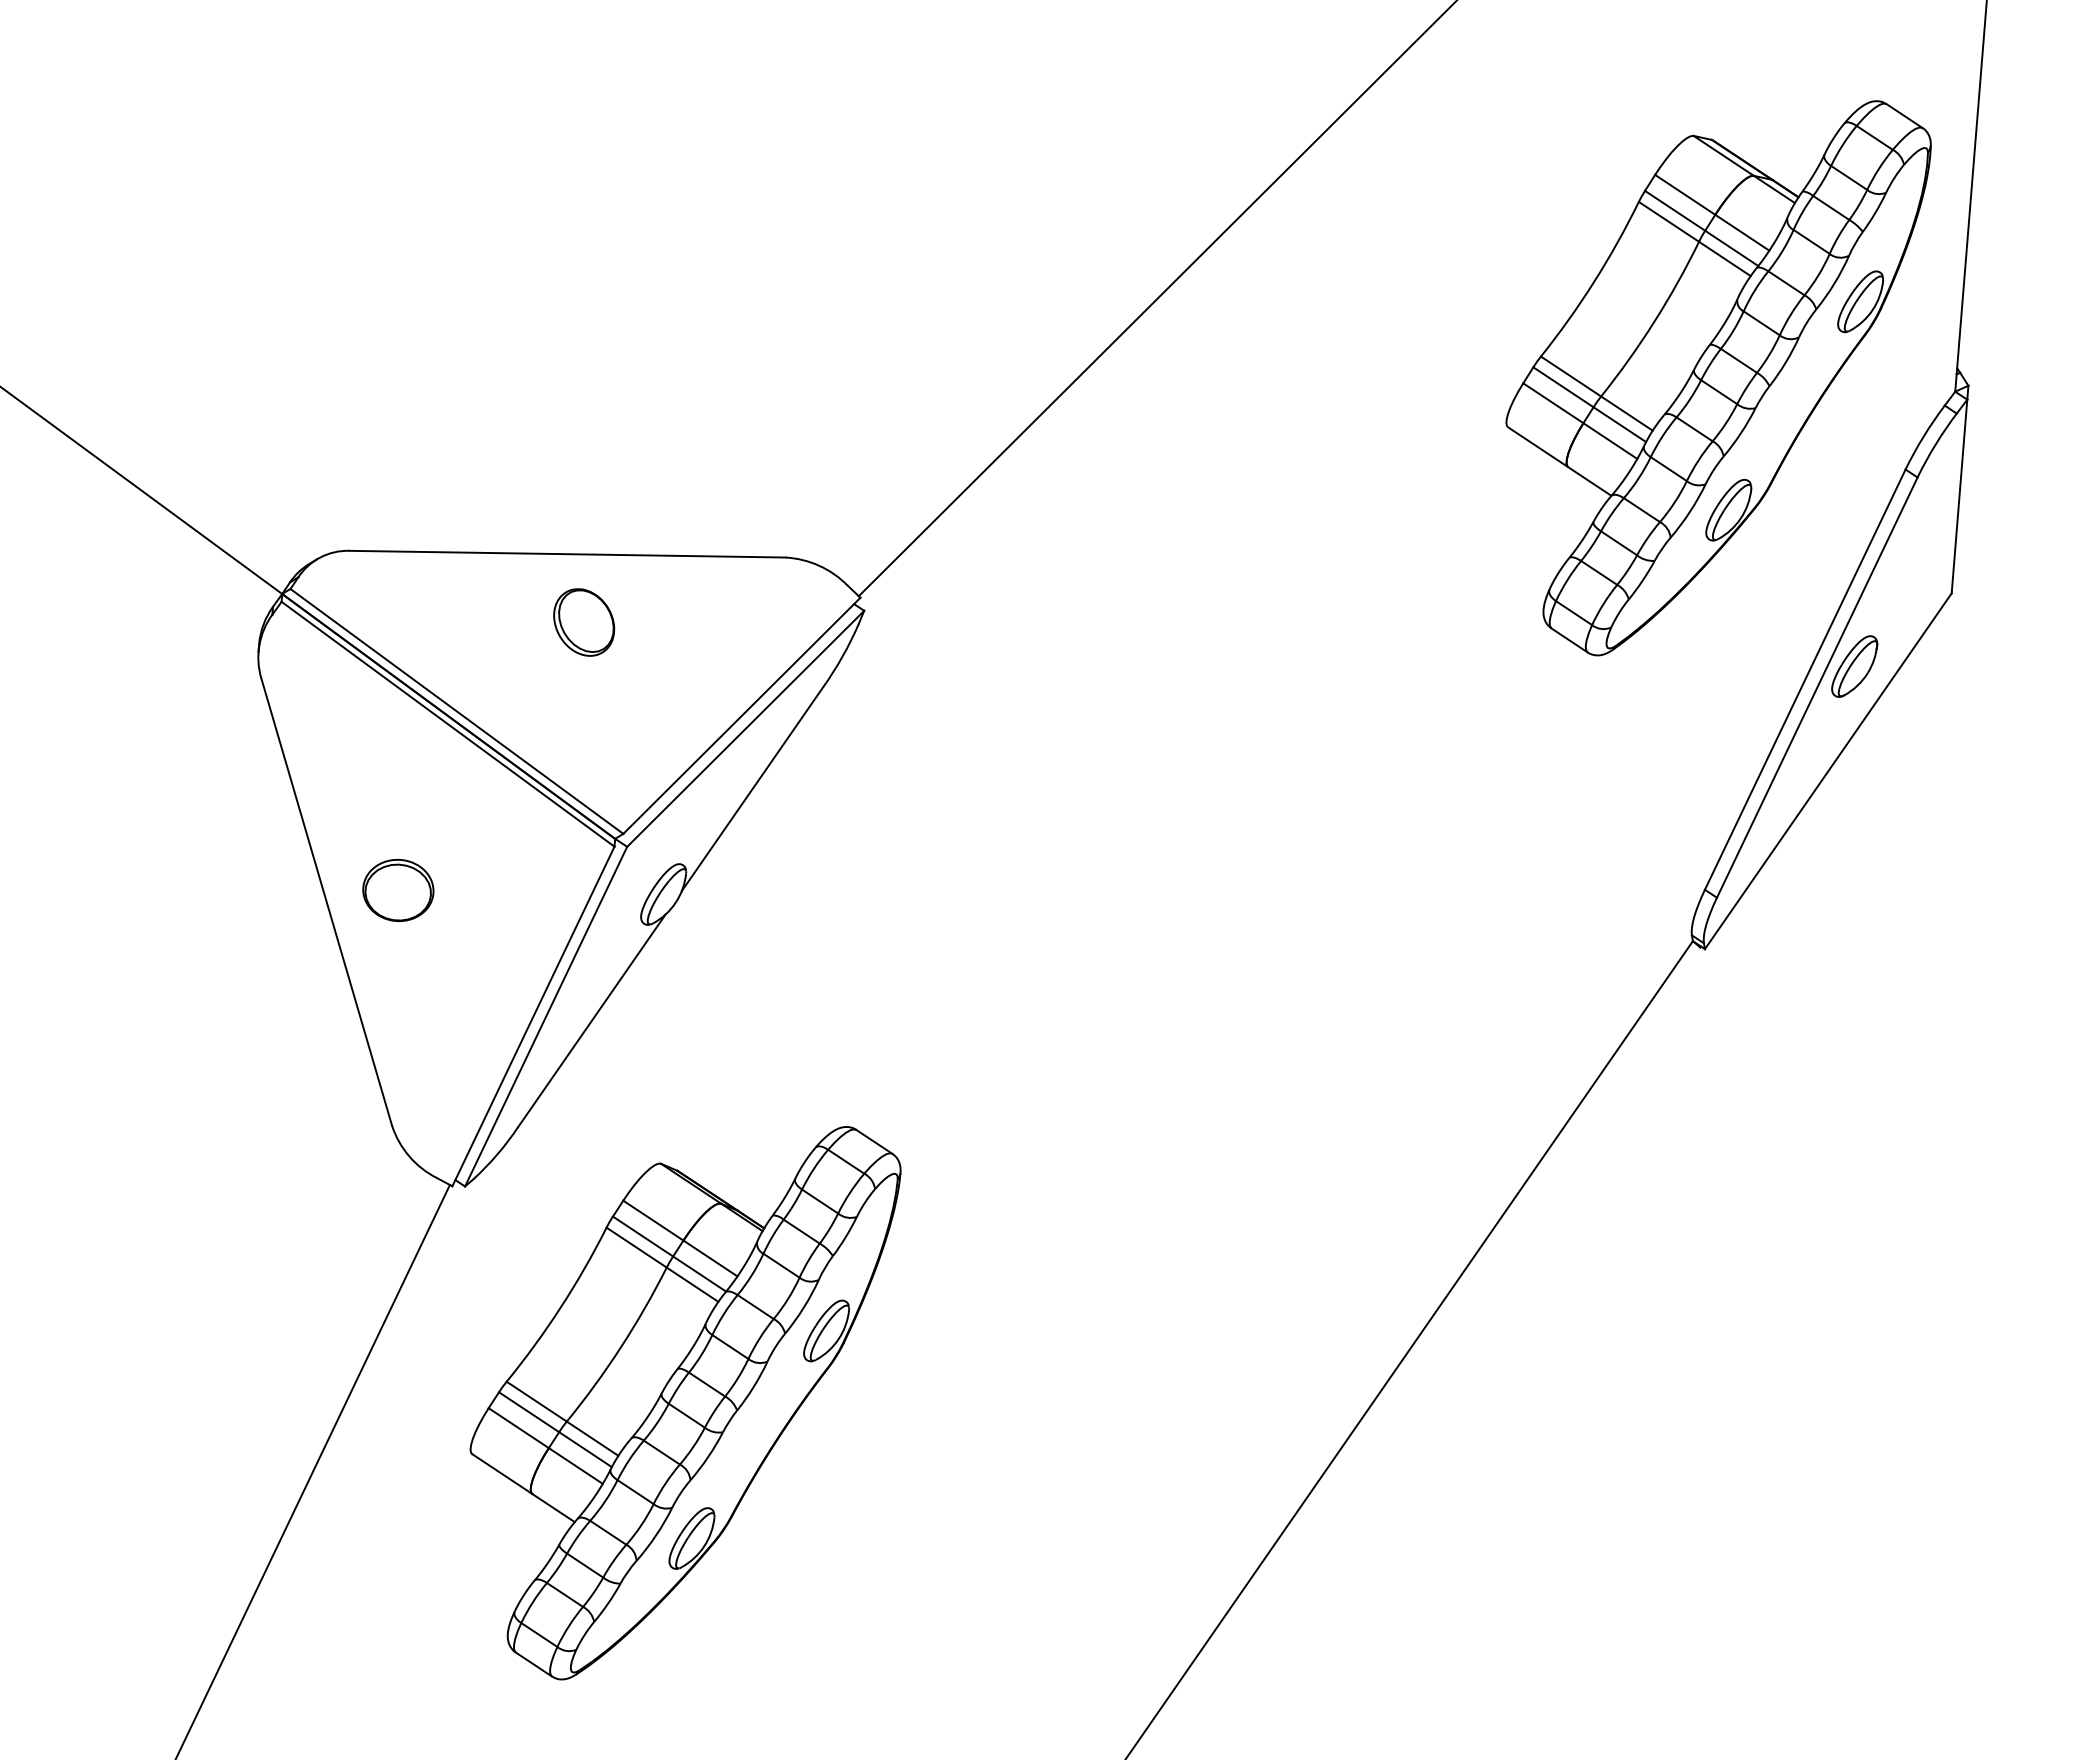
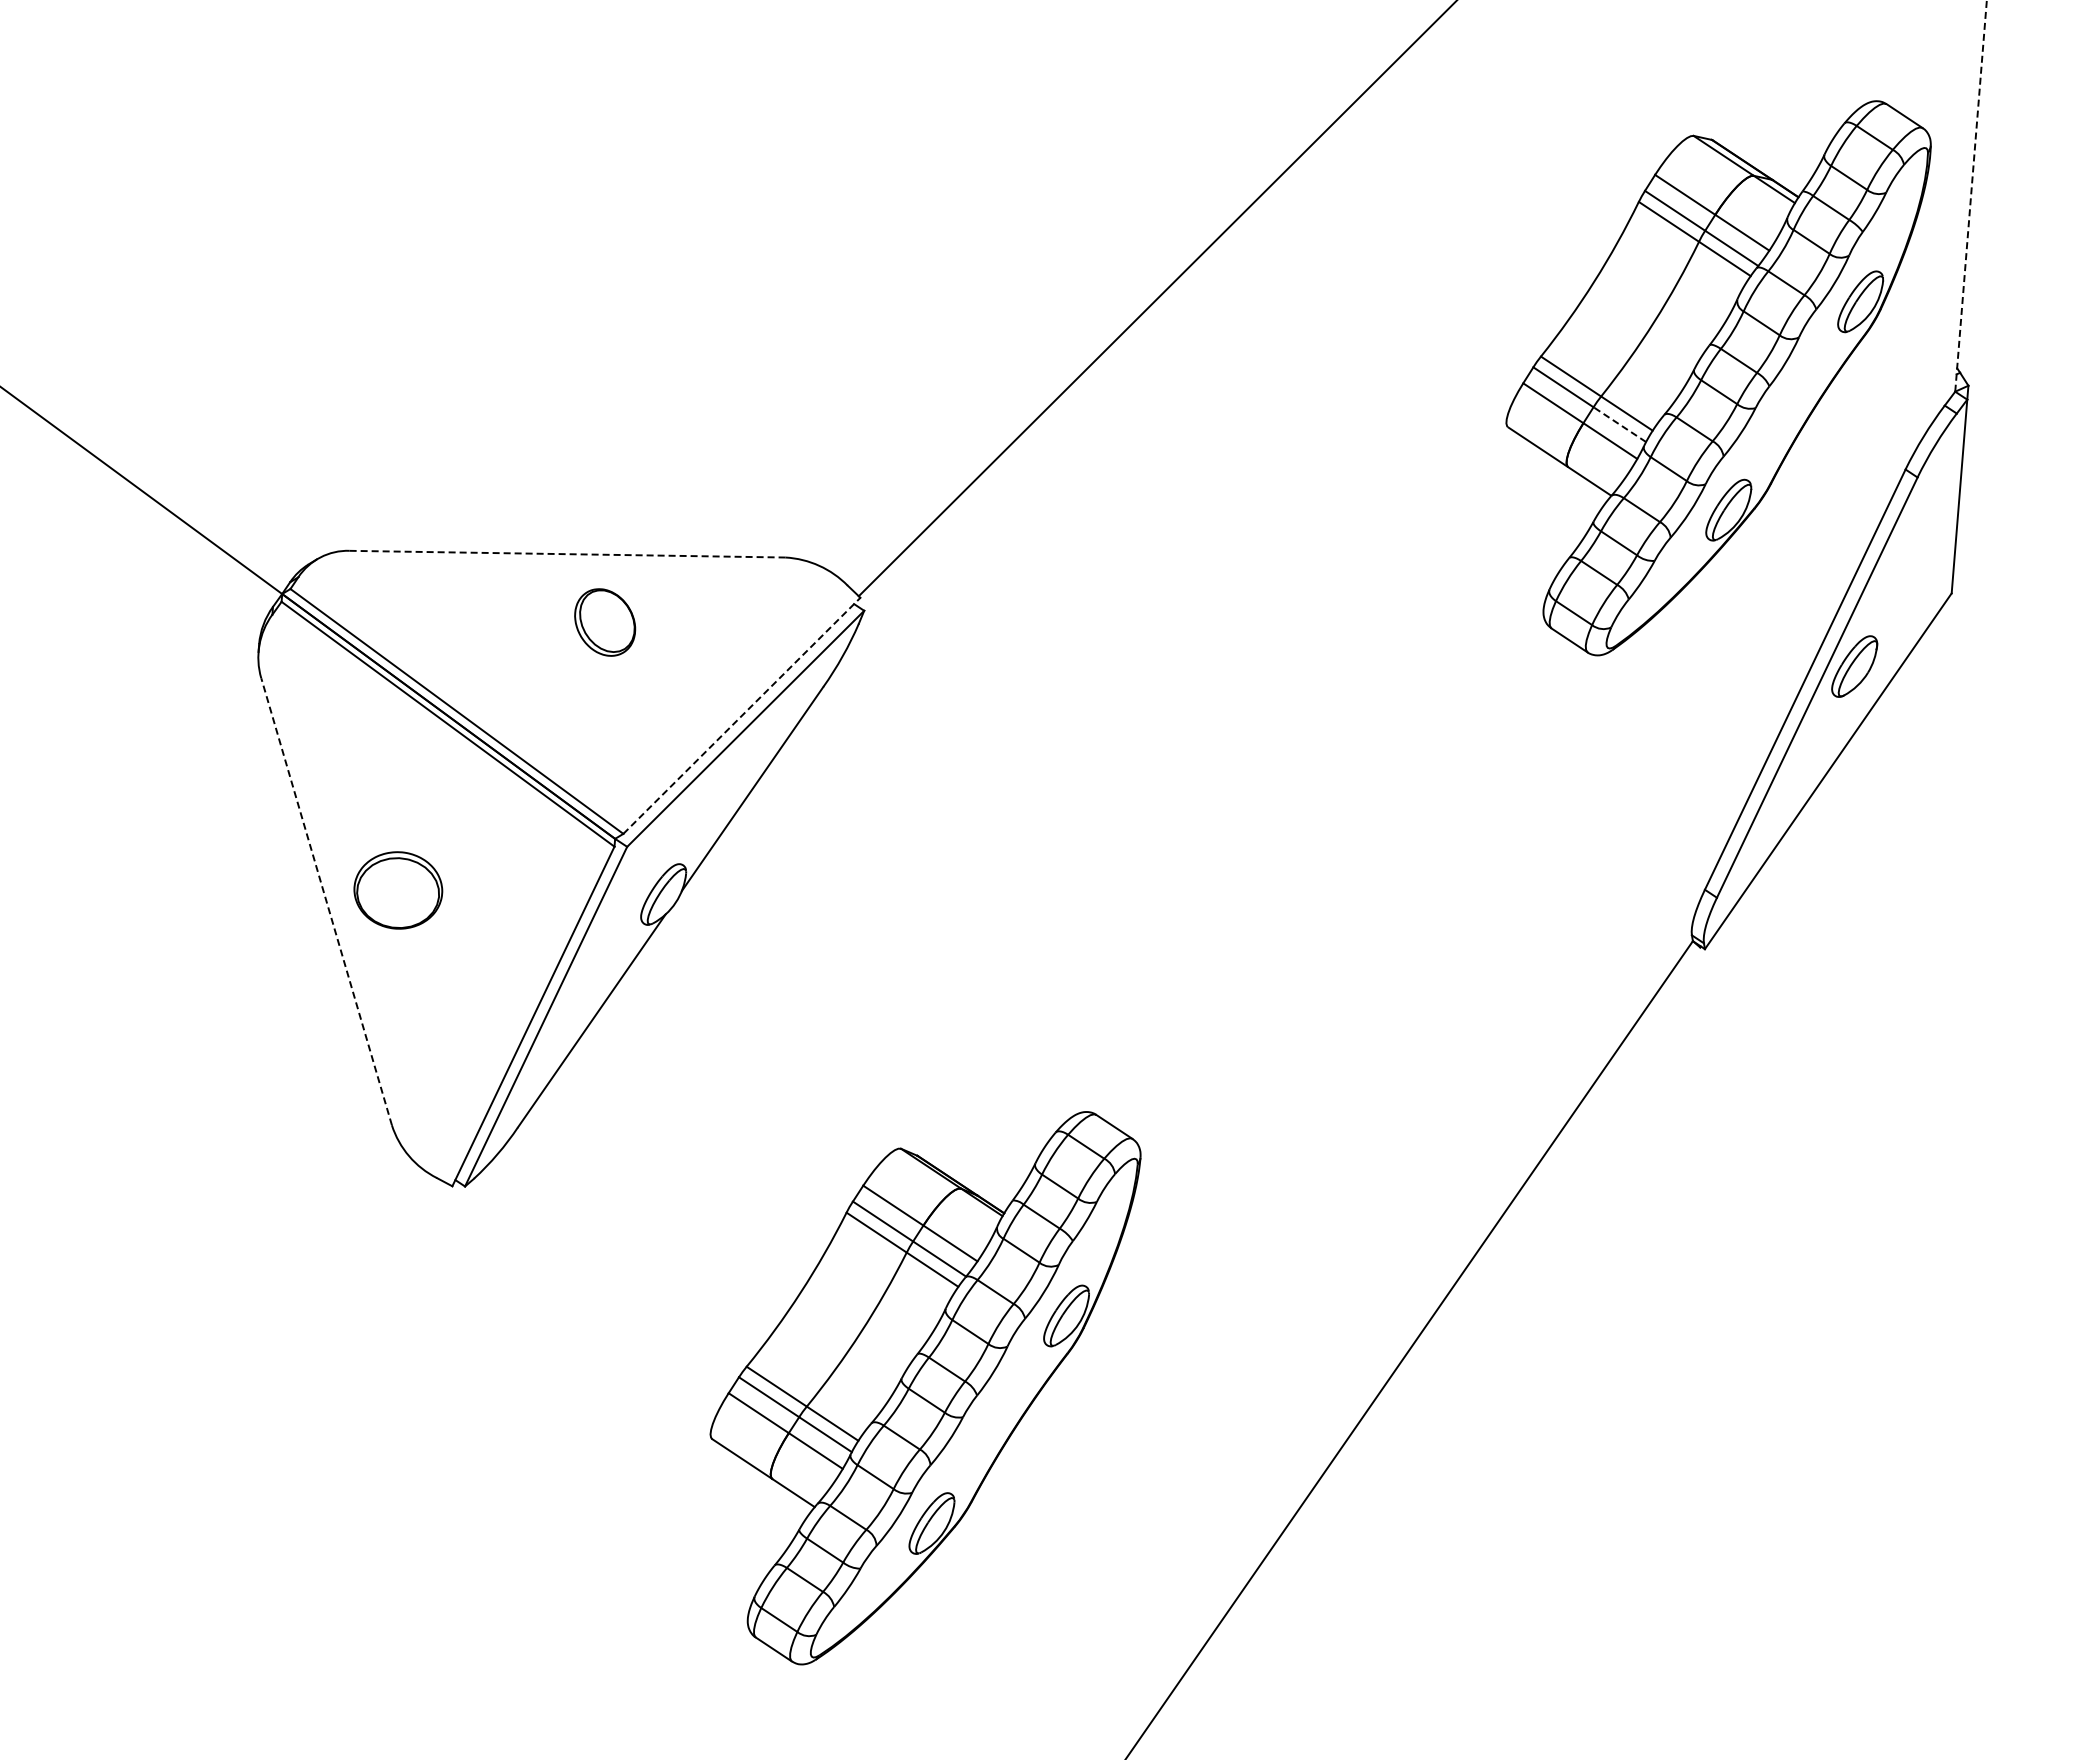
line: solid -> dashed (1971, 195)
line: solid -> dashed (1619, 424)
line: solid -> dashed (567, 554)
part position: (584, 622) -> (605, 622) (605, 622)
line: solid -> dashed (742, 715)
part size: 73x65 px -> 91x79 px (398, 890)
line: solid -> dashed (326, 901)
part position: (685, 1403) -> (925, 1388) (925, 1388)
line: present -> none (313, 1470)
